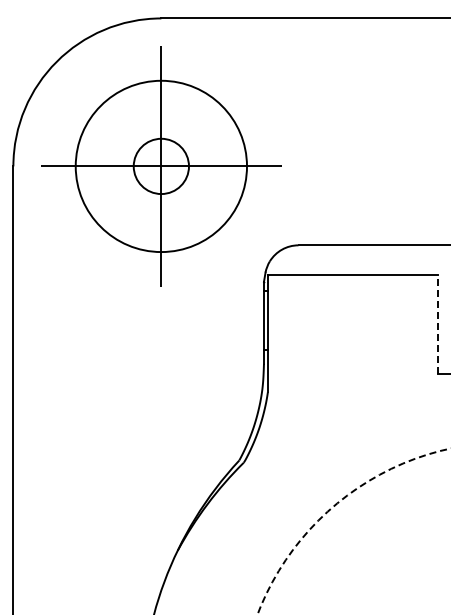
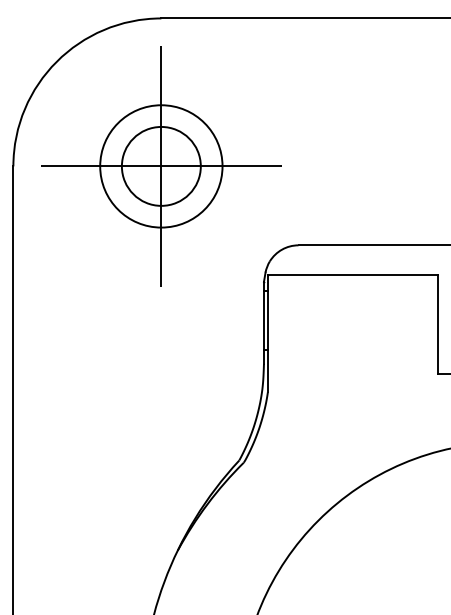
circle diameter: 55 px -> 79 px (160, 165)
circle diameter: 171 px -> 122 px (161, 166)
line: dashed -> solid (437, 323)
circle: dashed -> solid (353, 531)
